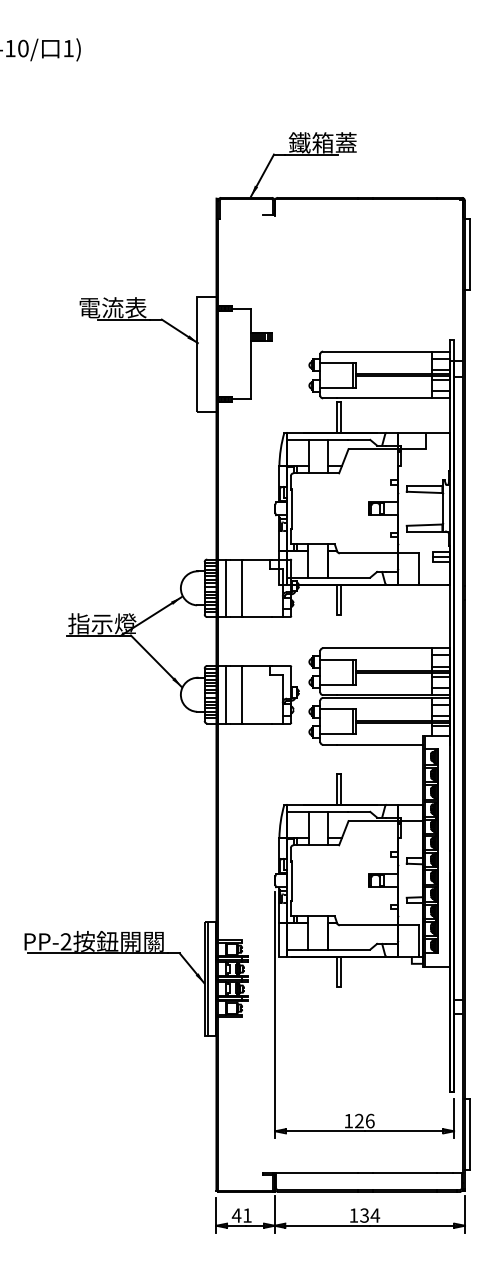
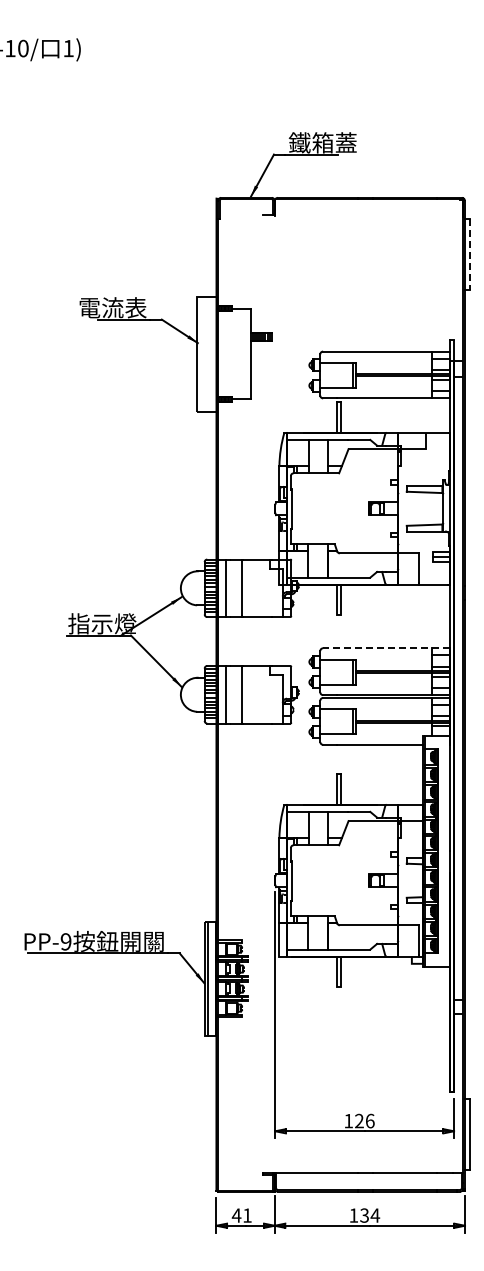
line: solid -> dashed (469, 255)
line: solid -> dashed (385, 648)
text: PP-2 -> PP-9 (65, 941)
